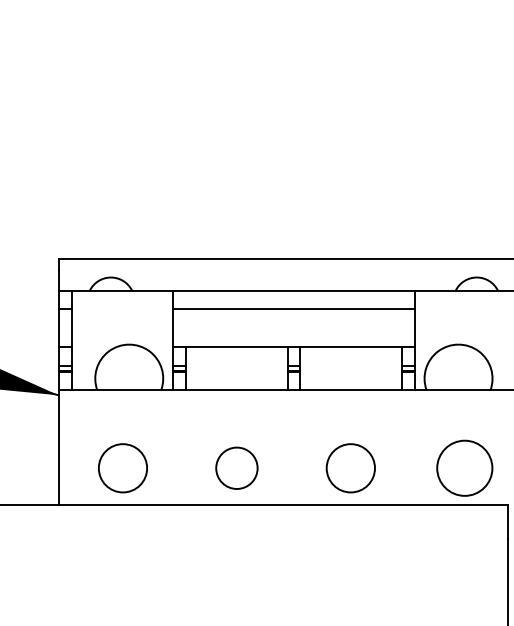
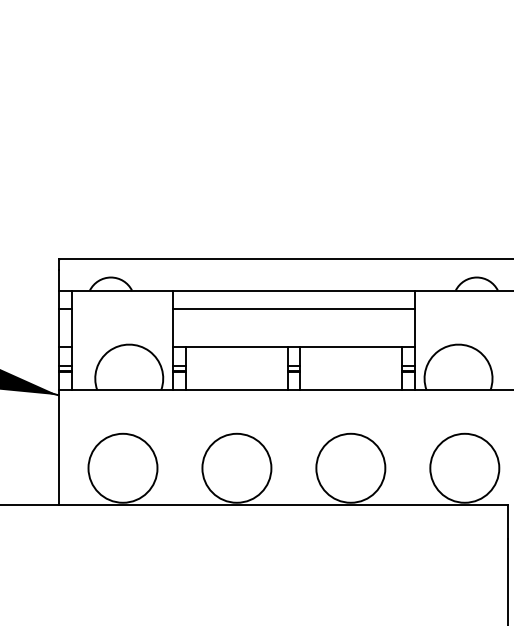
circle diameter: 41 px -> 69 px (236, 467)
circle diameter: 55 px -> 69 px (464, 467)
circle diameter: 48 px -> 69 px (122, 467)
circle diameter: 48 px -> 69 px (350, 467)
